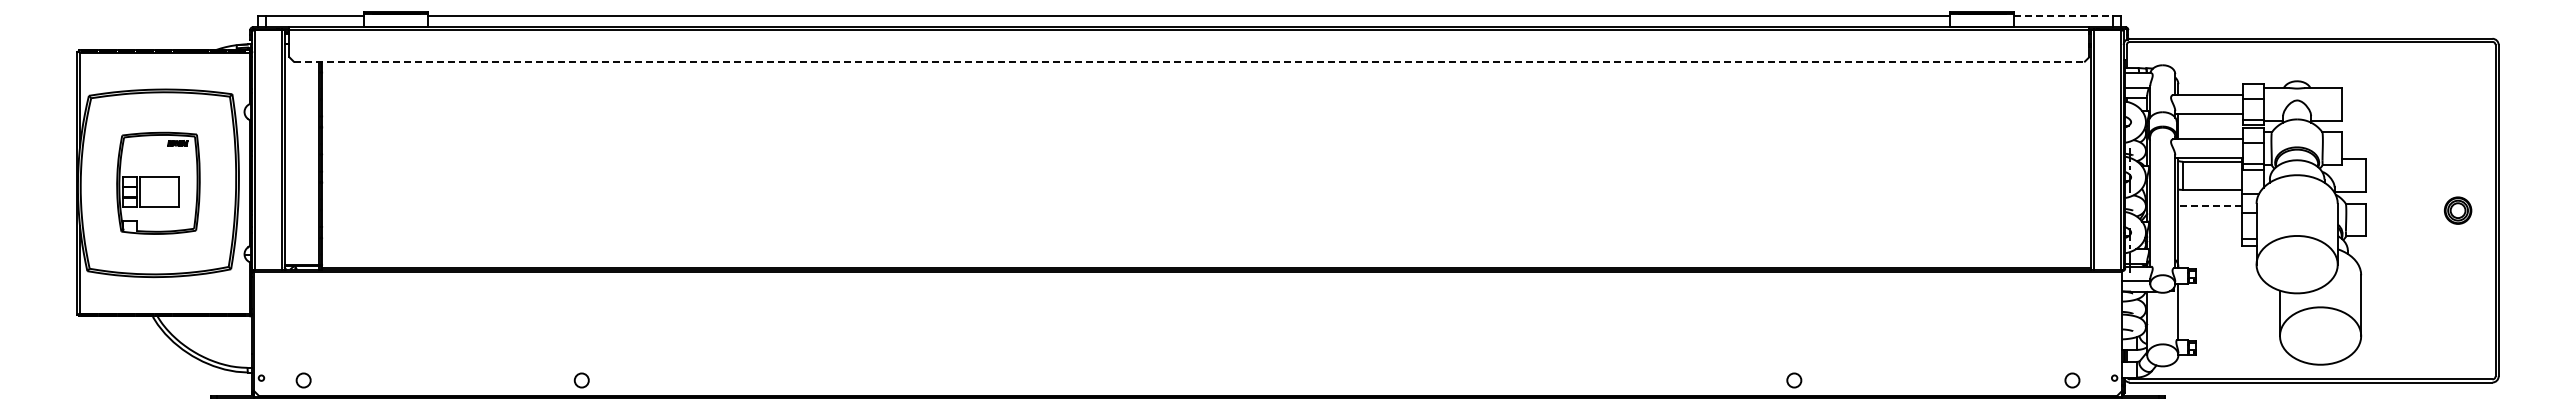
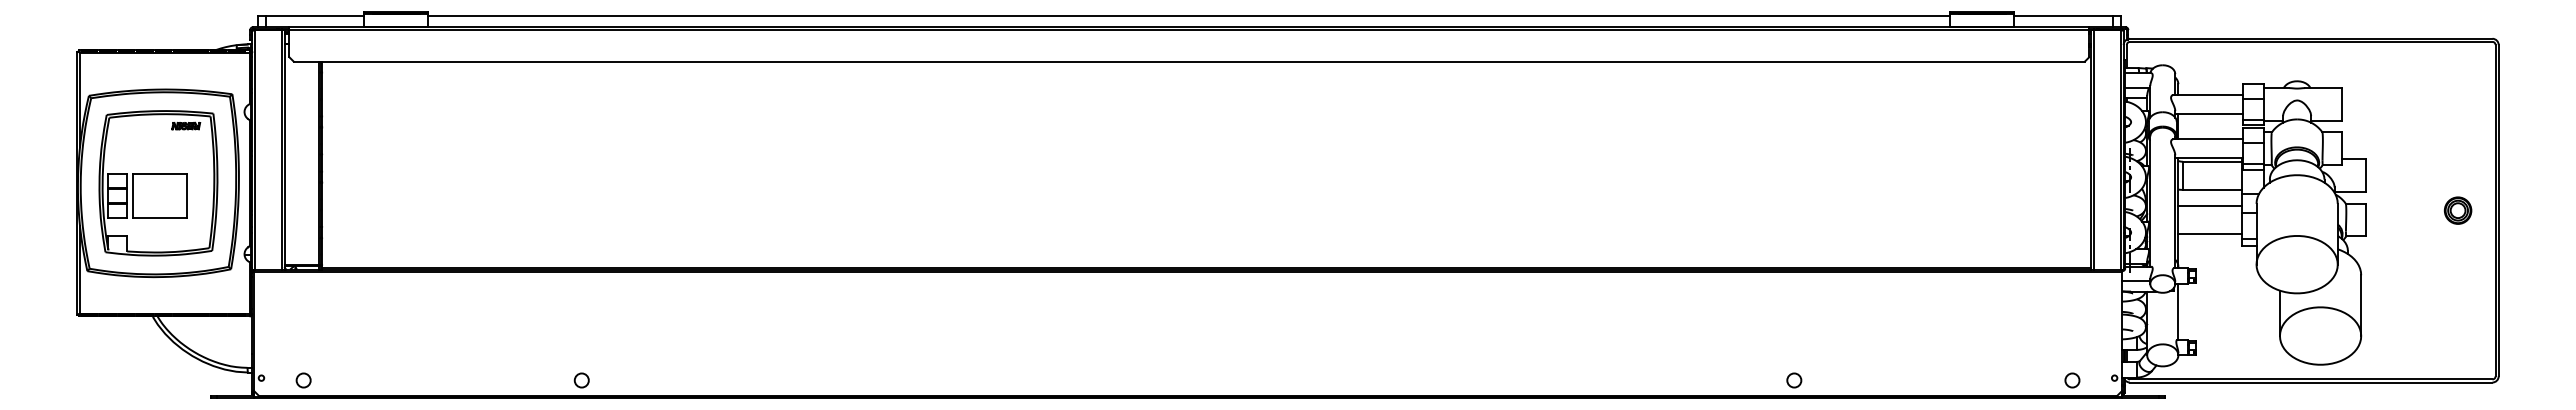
line: dashed -> solid (2064, 16)
line: dashed -> solid (1189, 61)
part size: 85x104 px -> 121x147 px (158, 183)
line: dashed -> solid (2210, 205)
line: none -> present (2209, 234)
